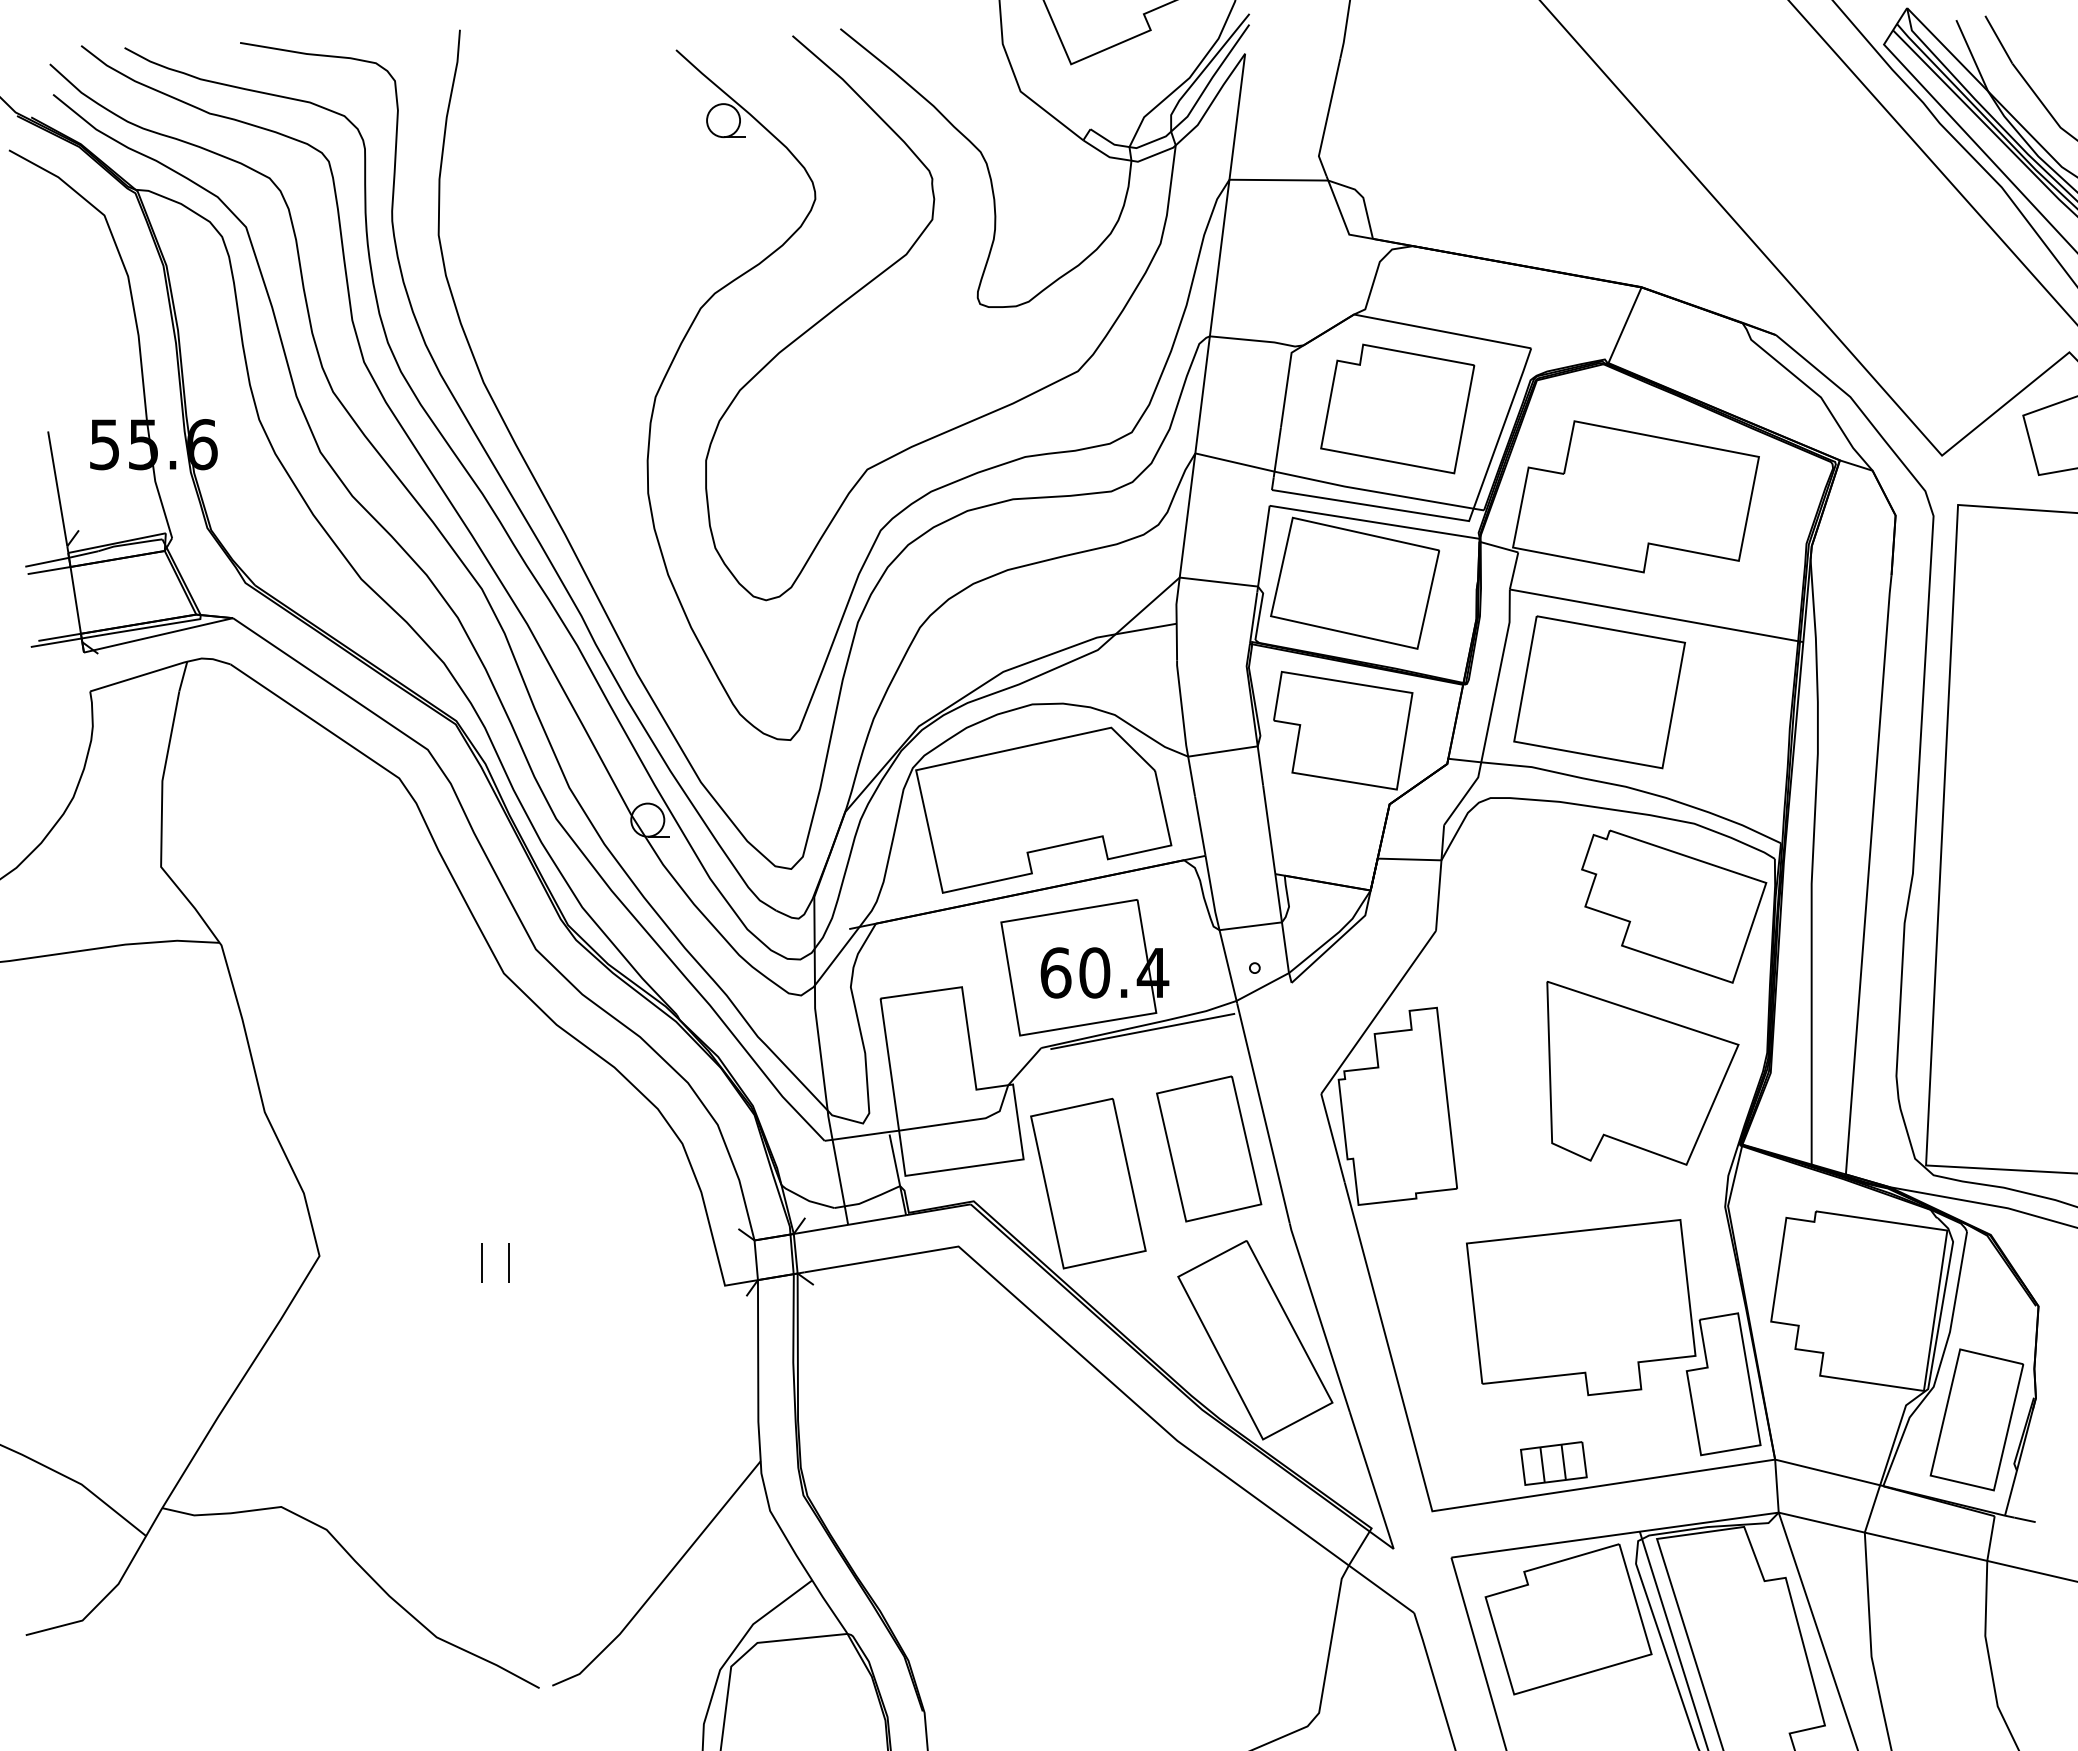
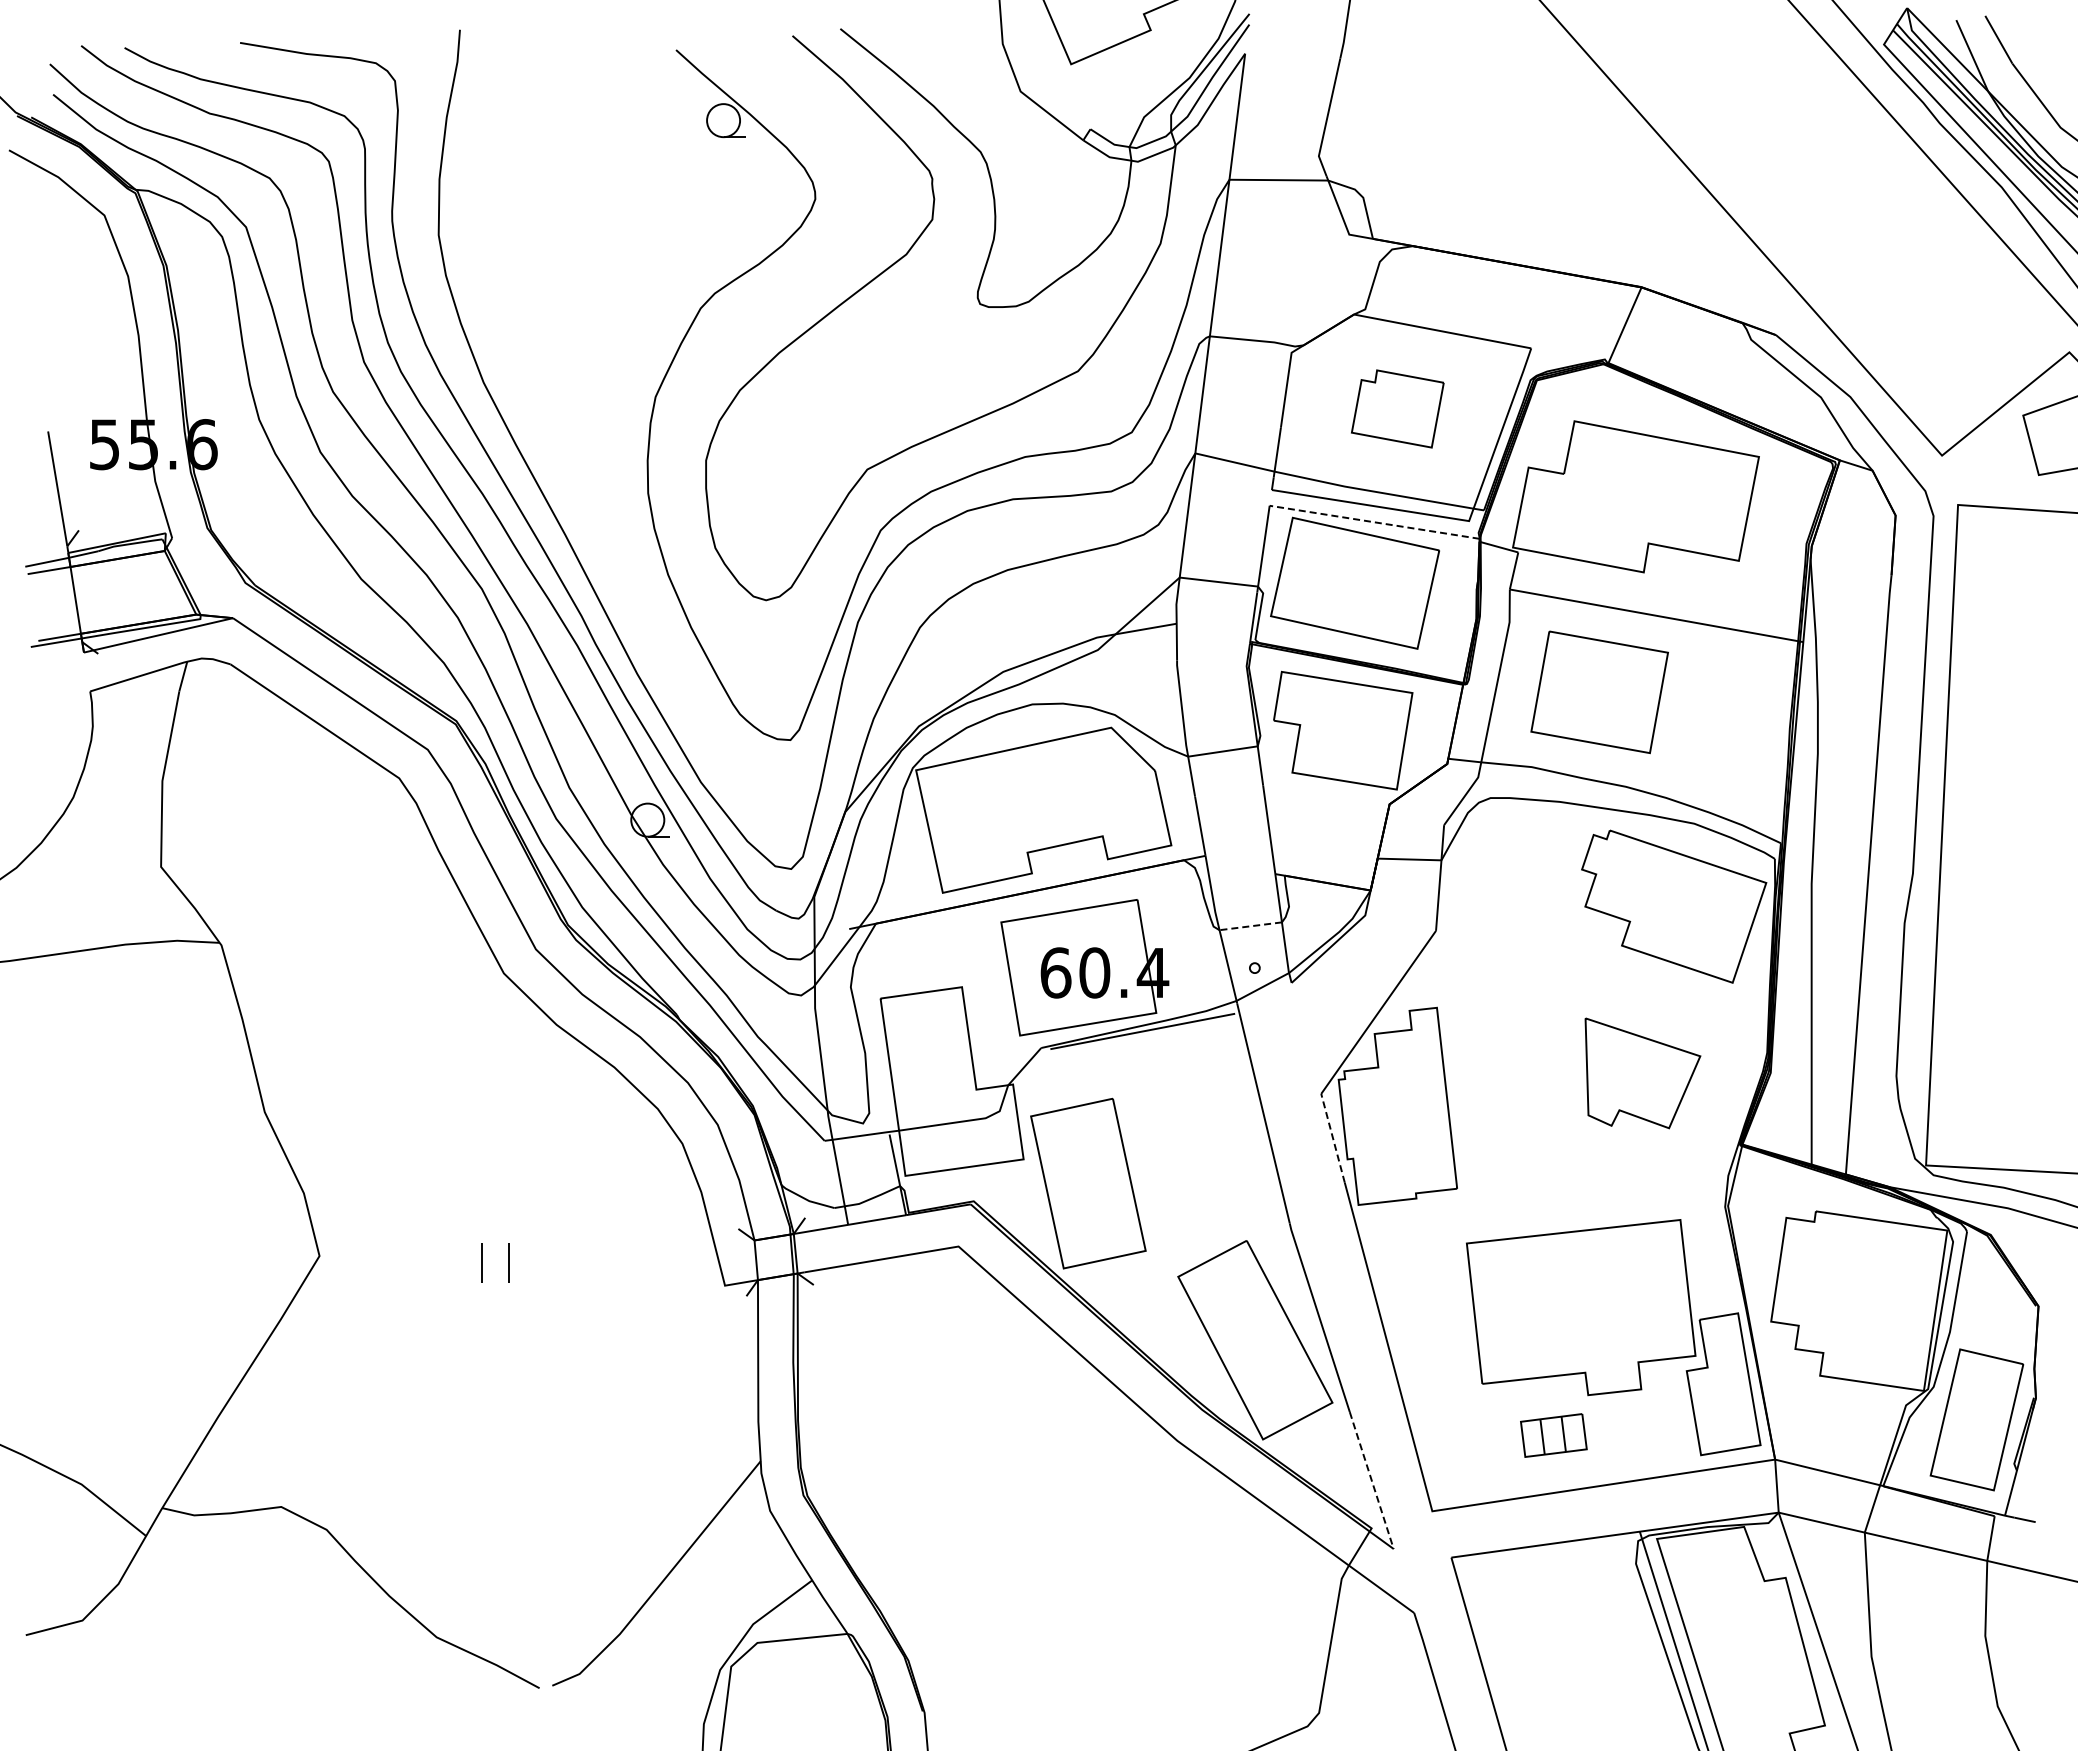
part size: 156x132 px -> 94x80 px (1397, 408)
line: solid -> dashed (1374, 522)
part size: 174x155 px -> 139x125 px (1599, 692)
line: solid -> dashed (1250, 926)
part size: 194x185 px -> 118x113 px (1642, 1073)
line: solid -> dashed (1333, 1138)
part: present -> none (1209, 1148)
part position: (1553, 1463) -> (1553, 1435) (1553, 1435)
line: solid -> dashed (1371, 1480)
part: present -> none (1568, 1619)
